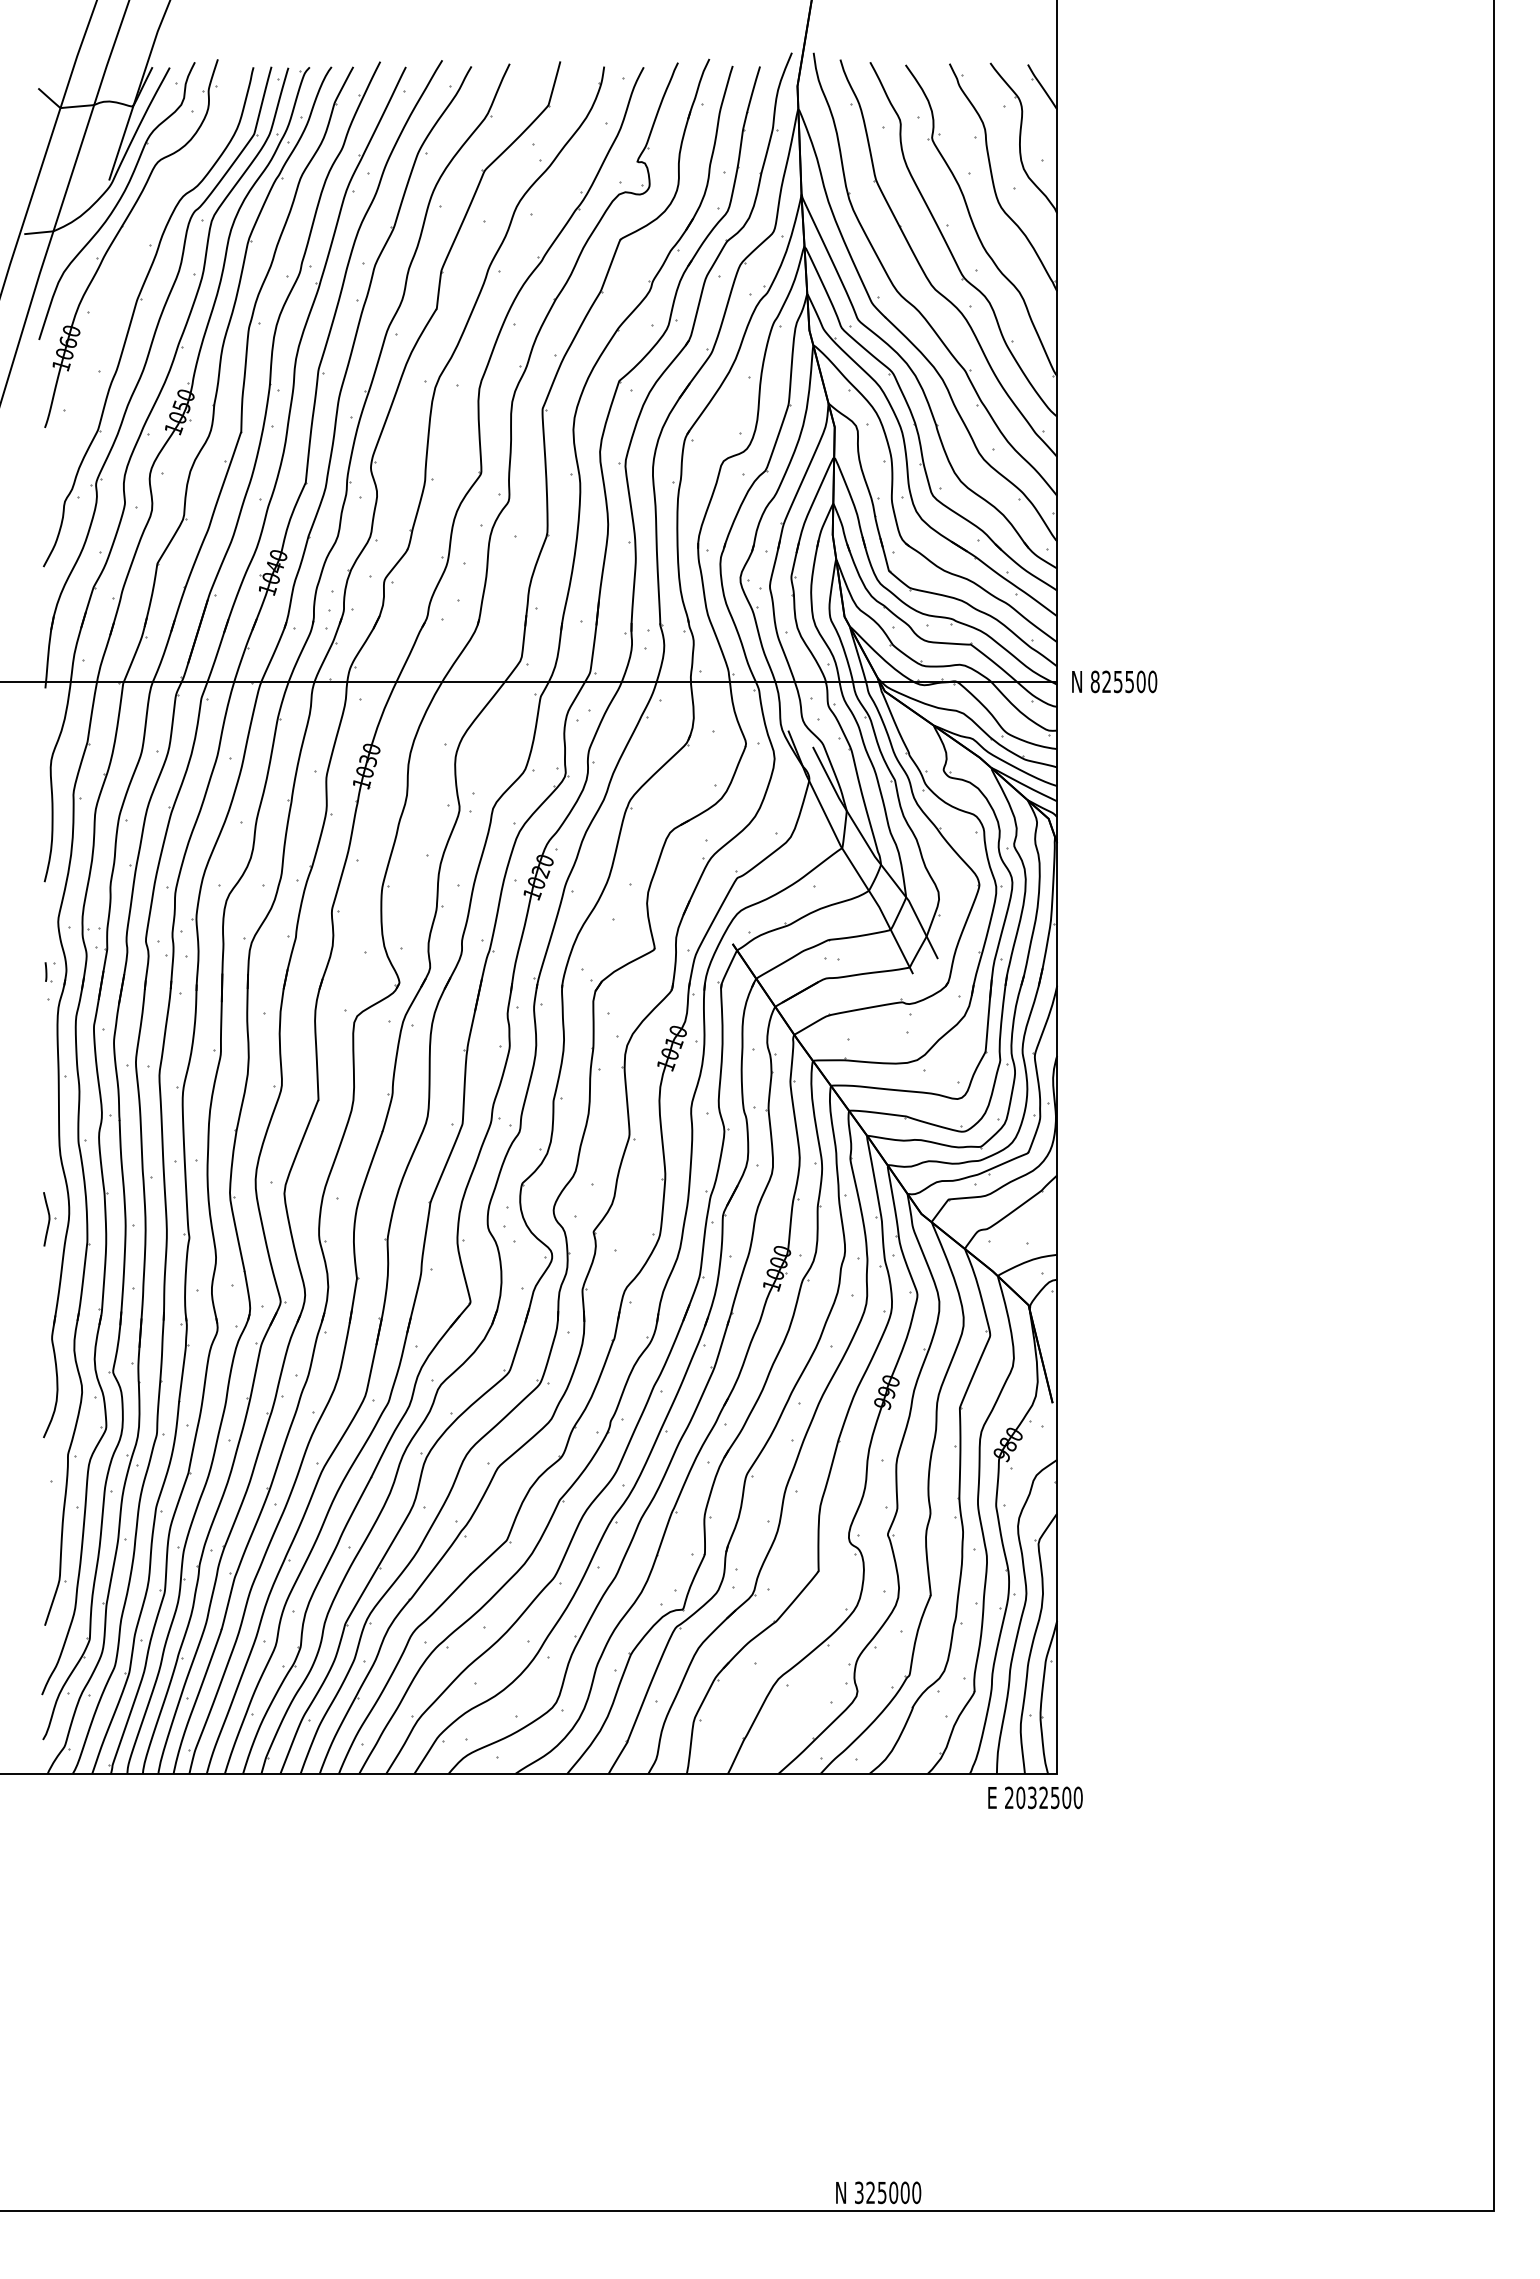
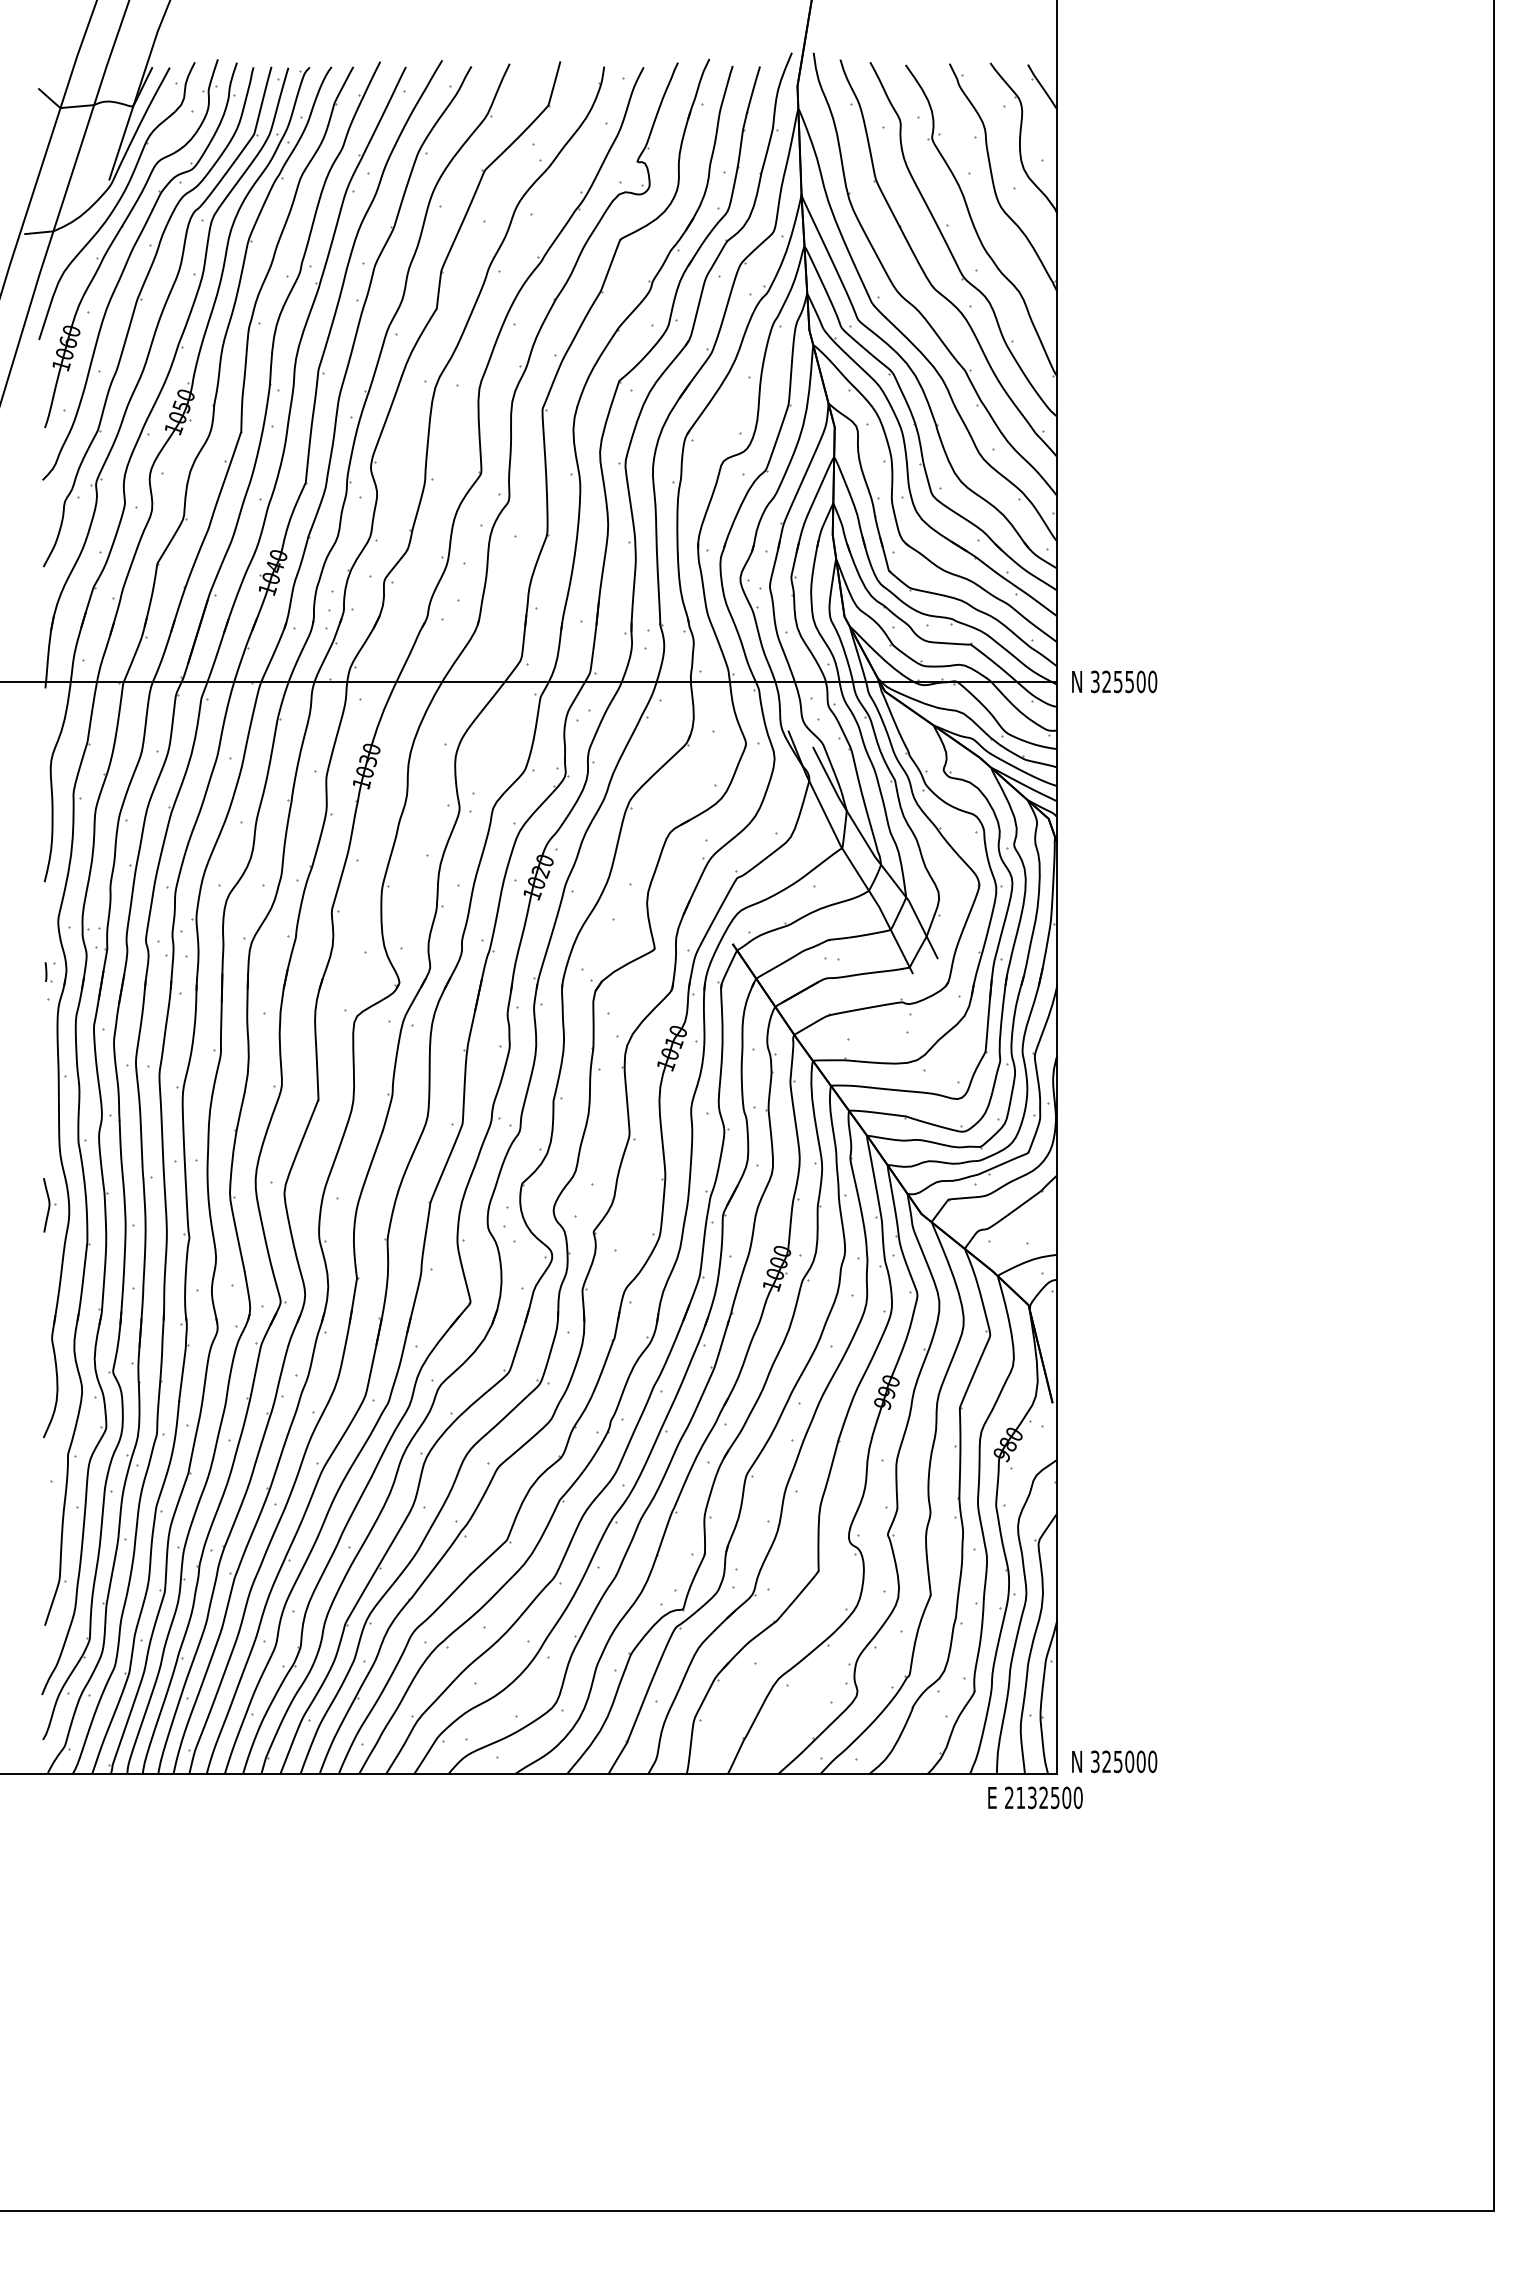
part: none -> present (126, 266)
text: 825500 -> 325500 (1094, 681)
part position: (49, 1219) -> (49, 1205) (49, 1205)
text: 2032500 -> 2132500 (1020, 1797)
text position: (878, 2192) -> (1114, 1761) (1114, 1761)
